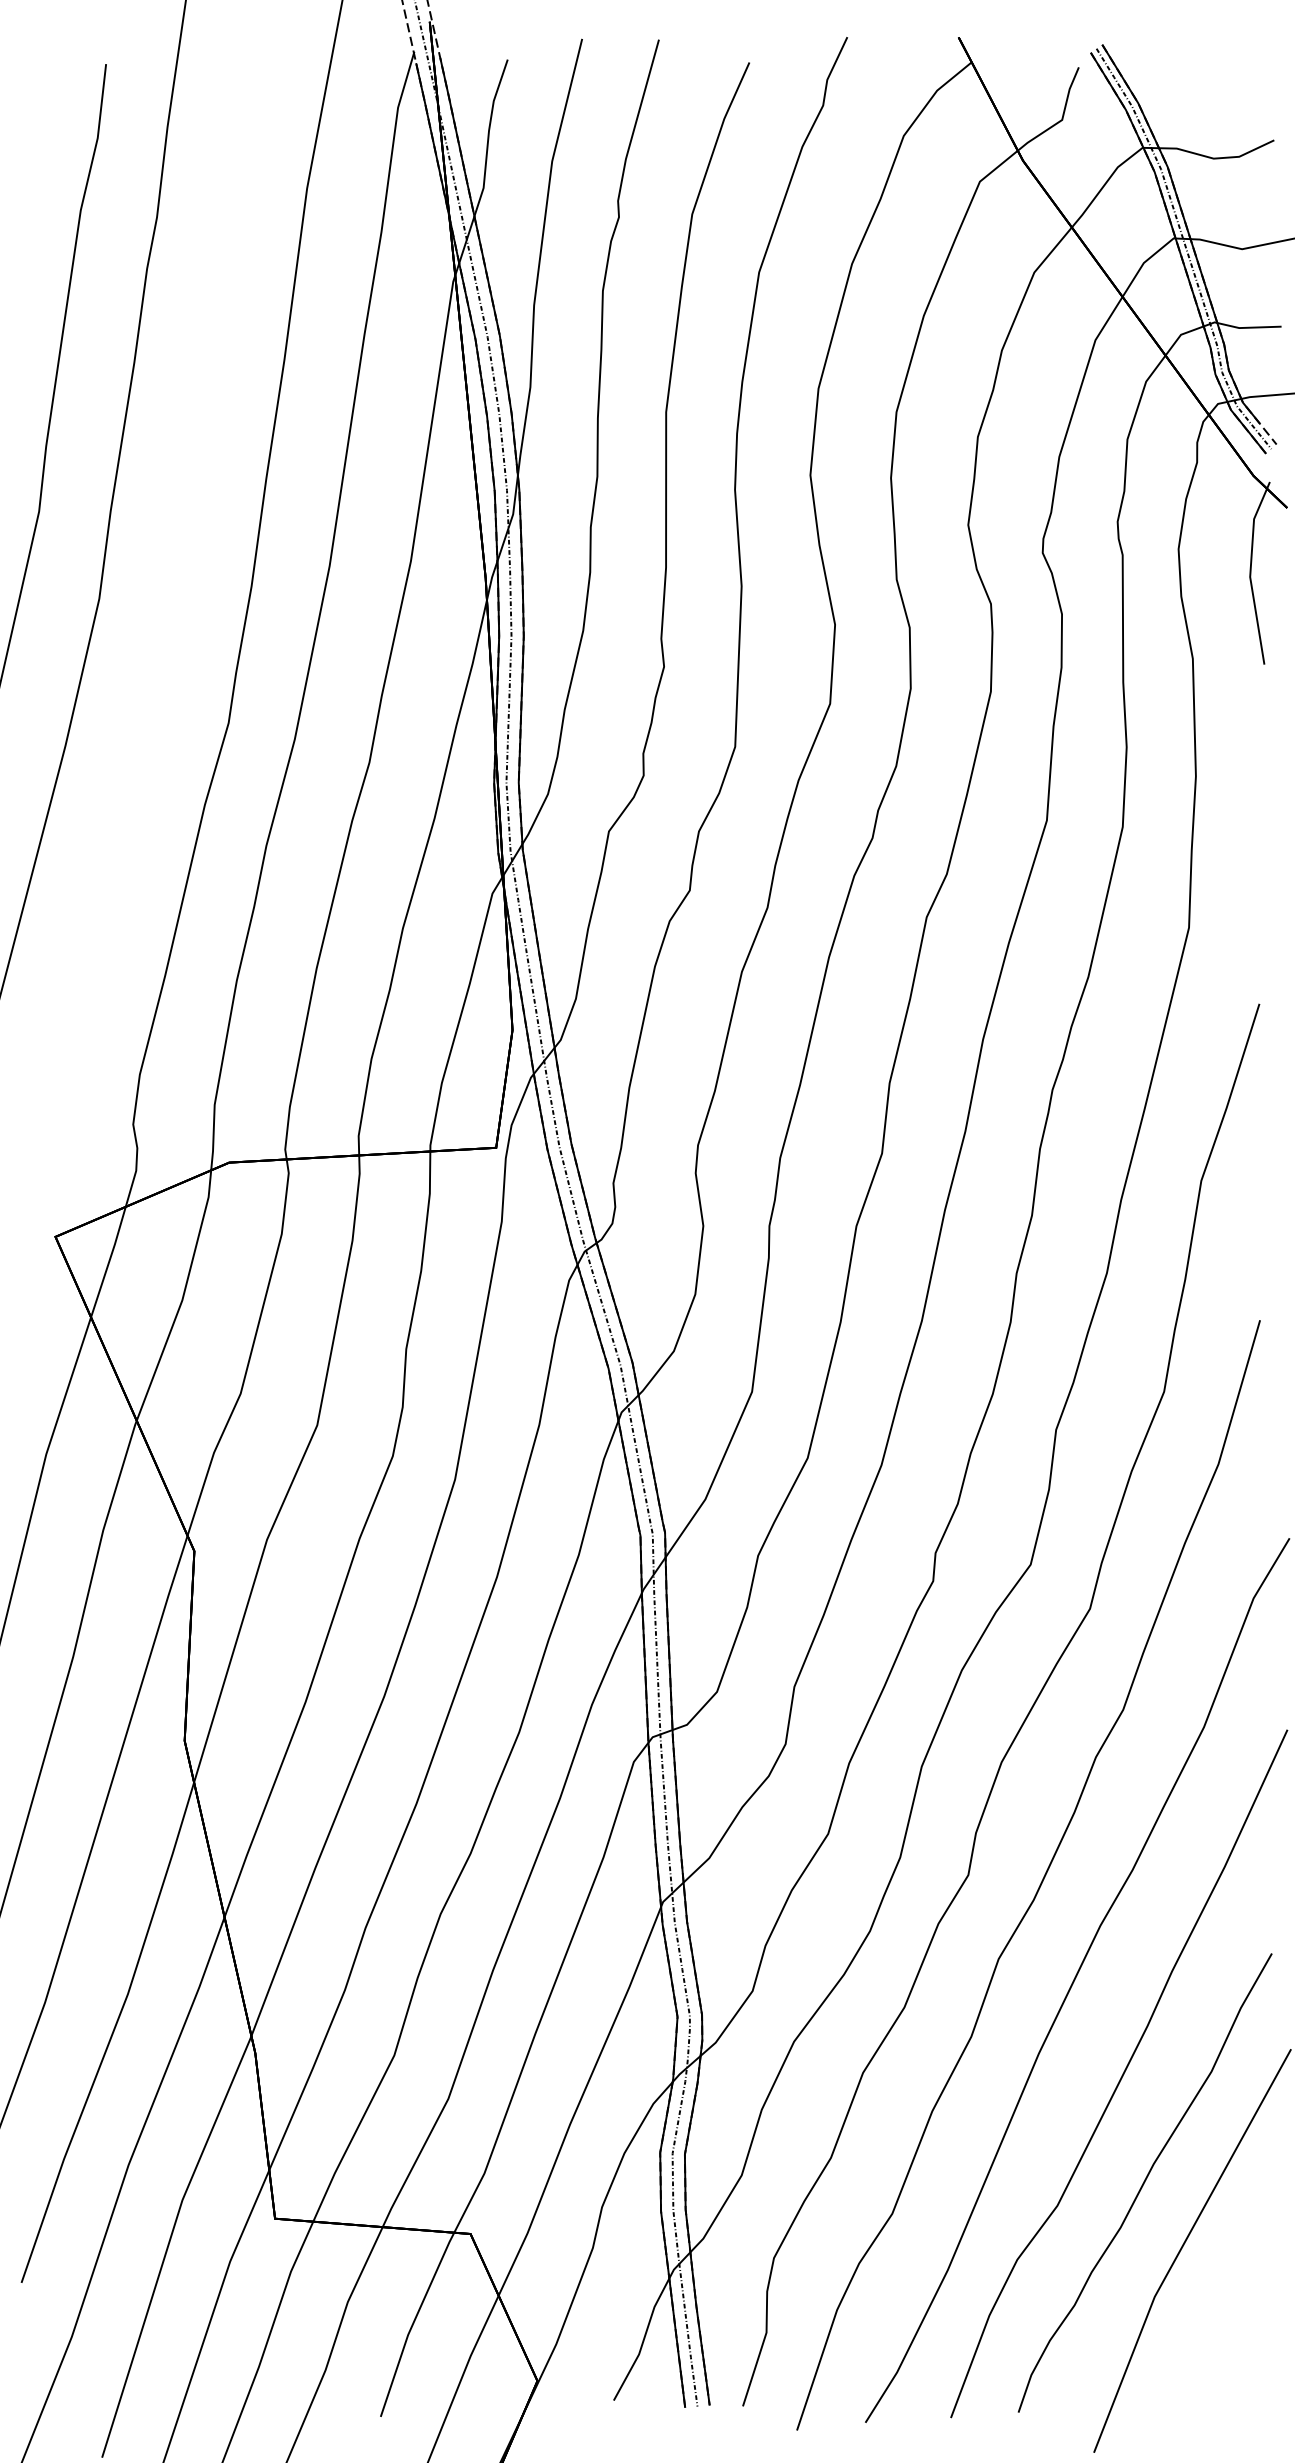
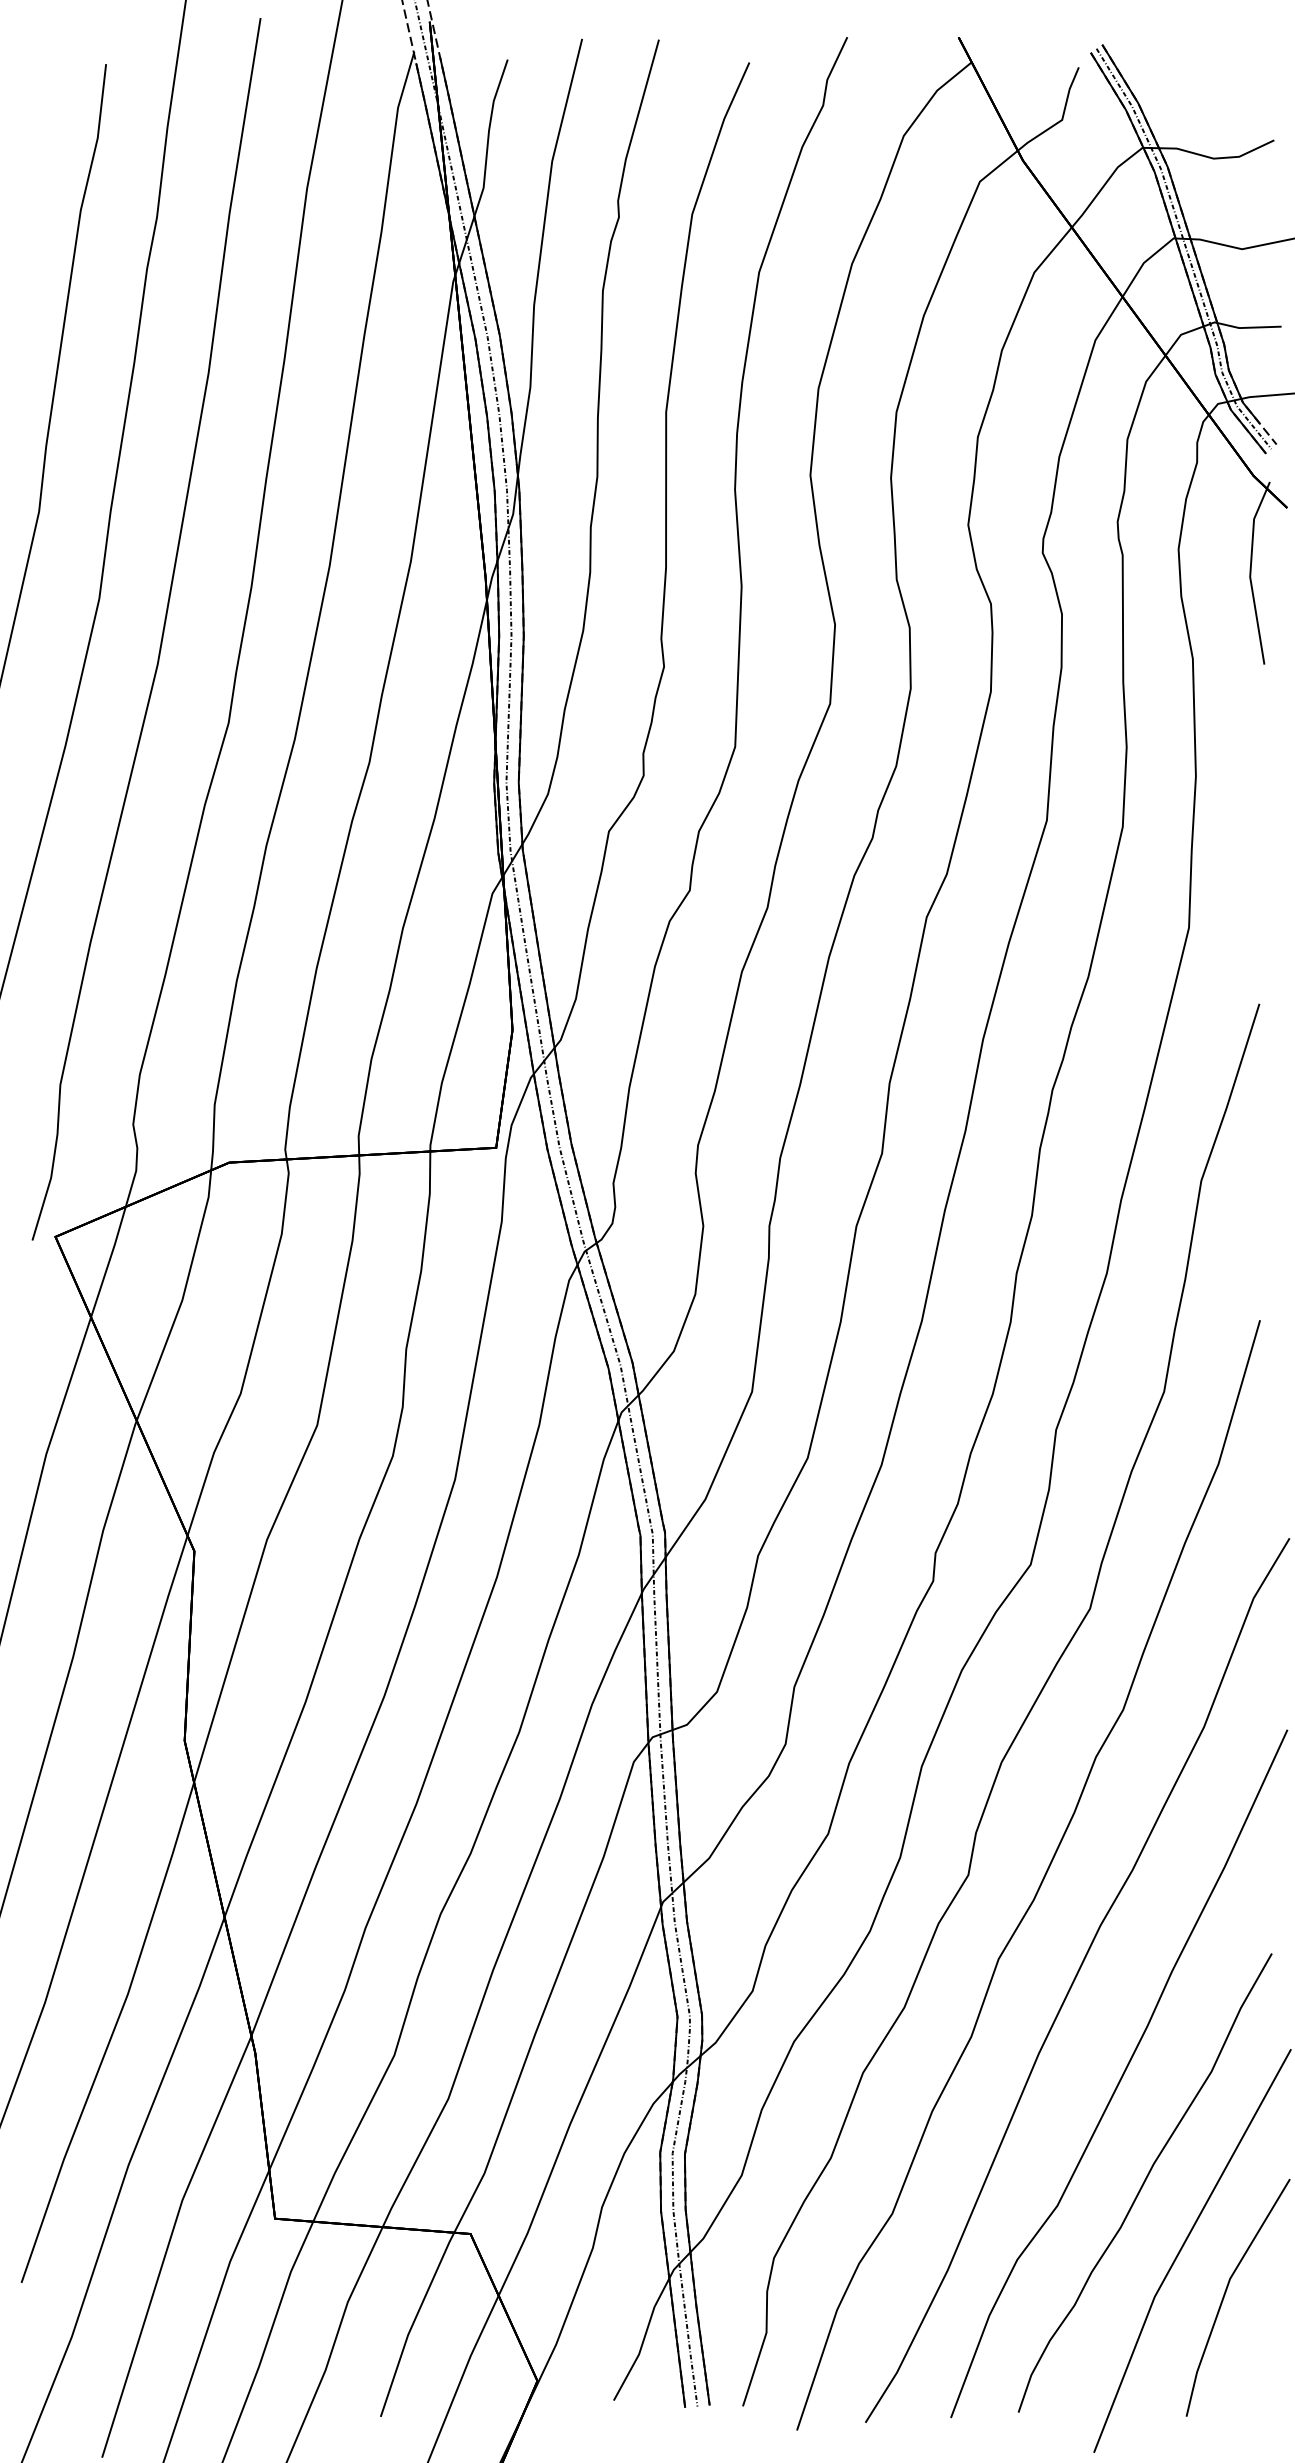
part: none -> present (162, 630)
line: none -> present (1226, 2292)
